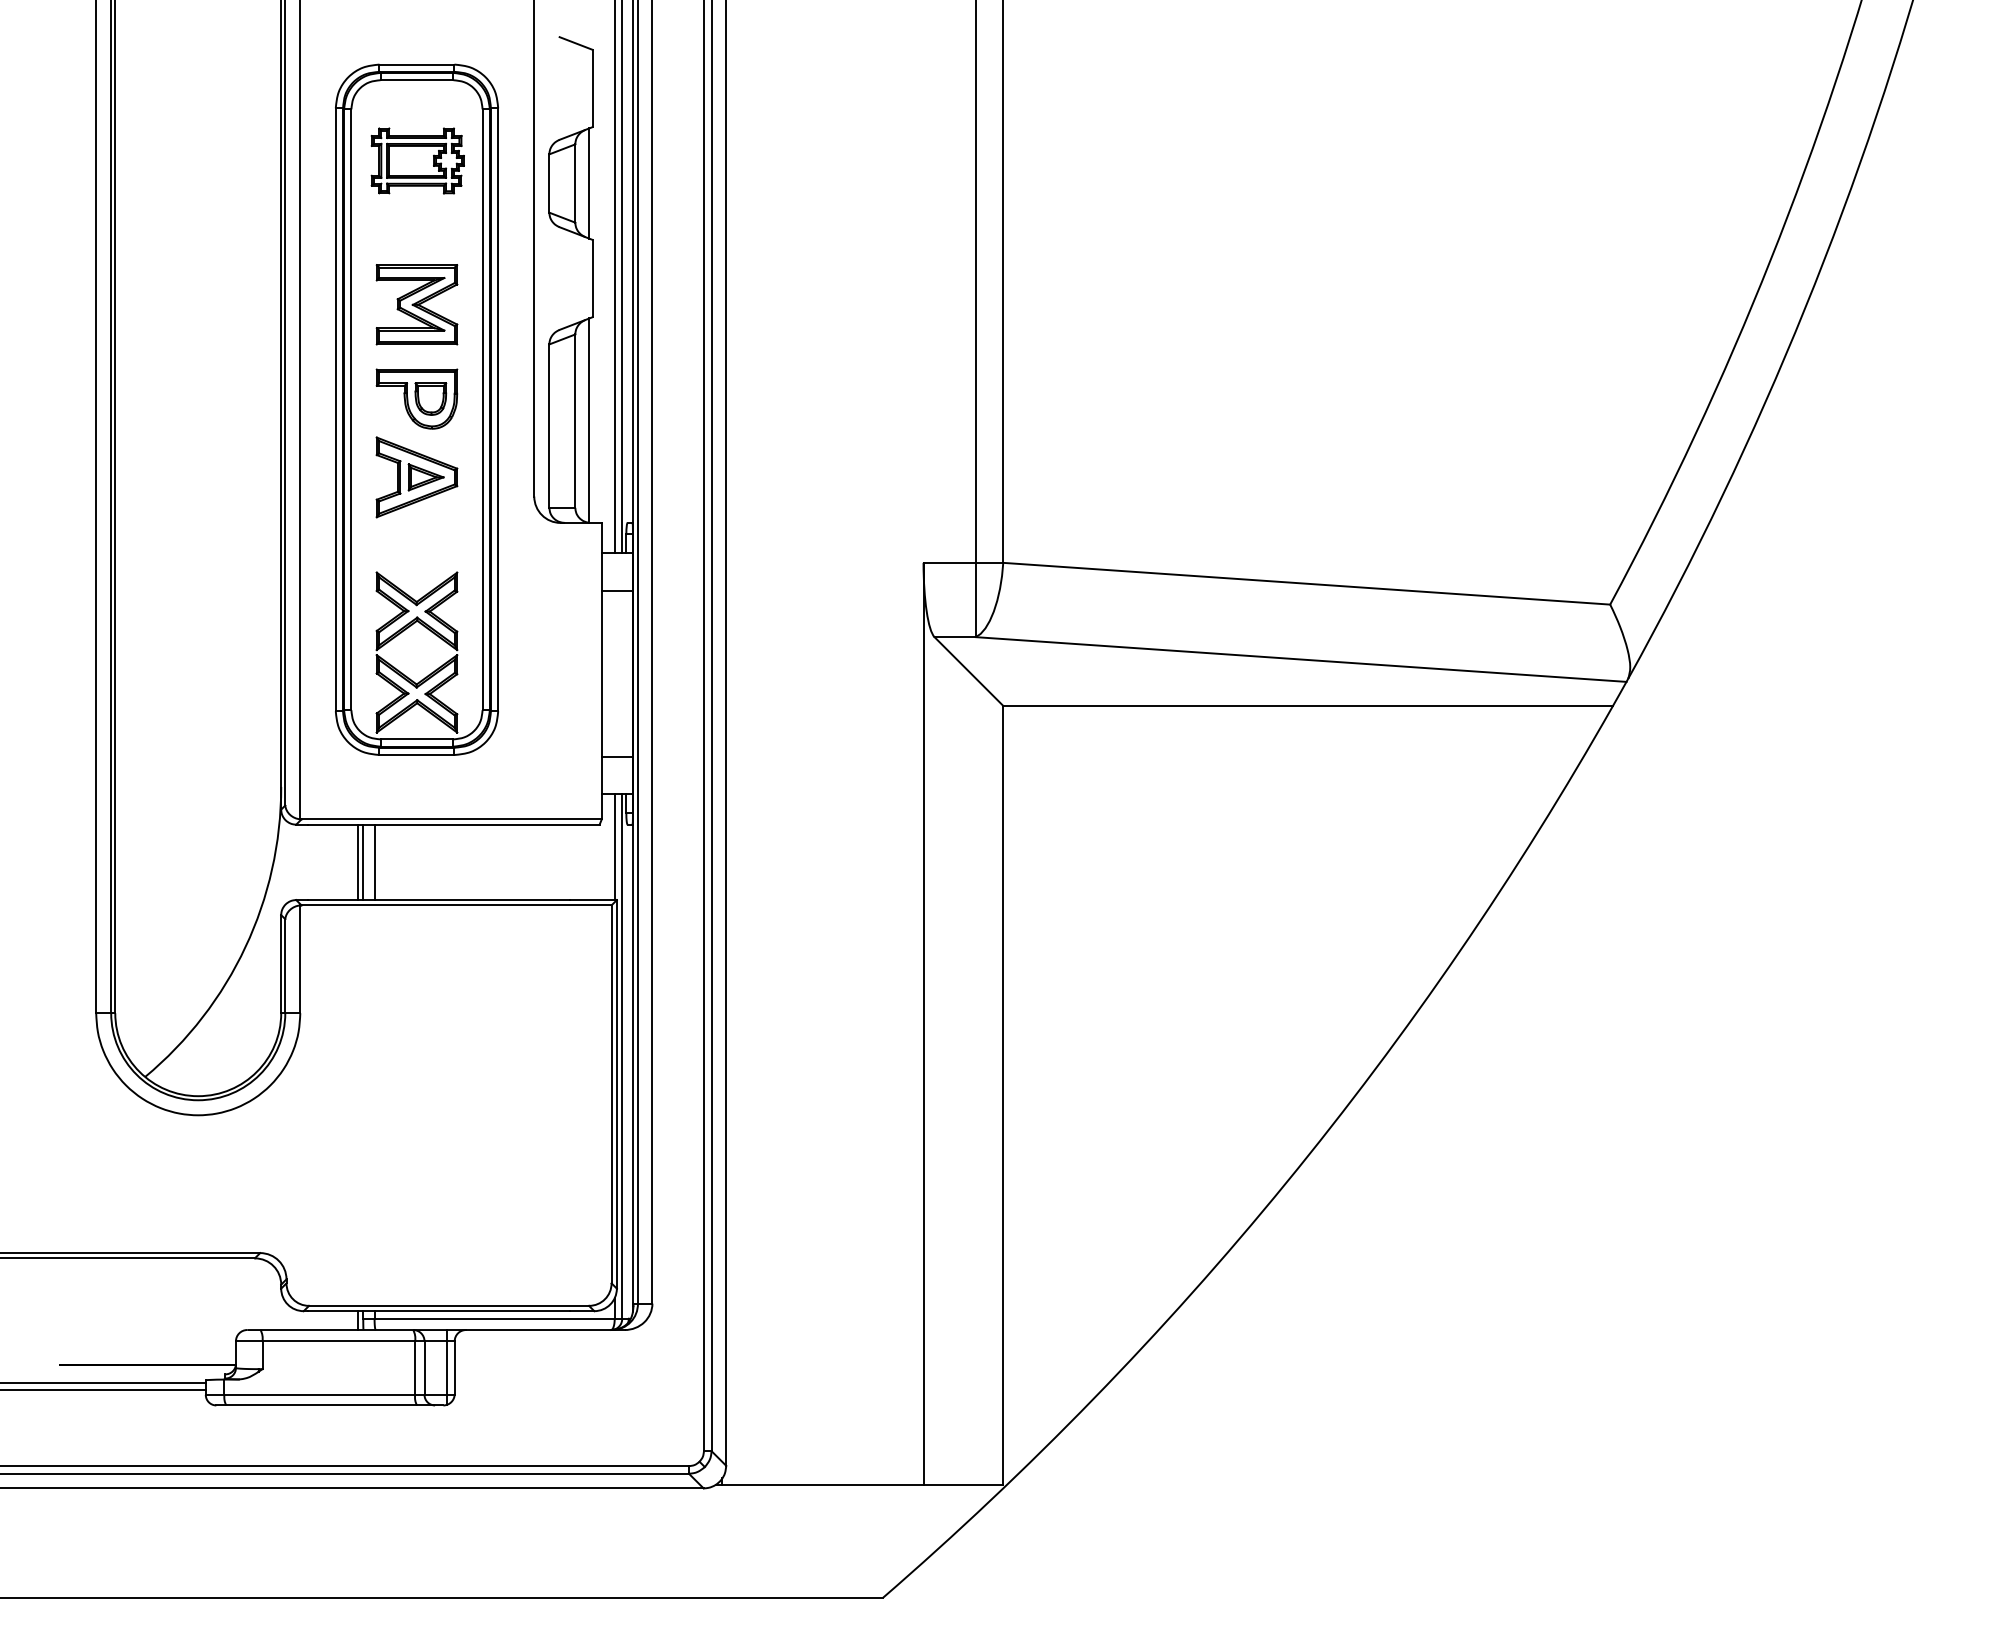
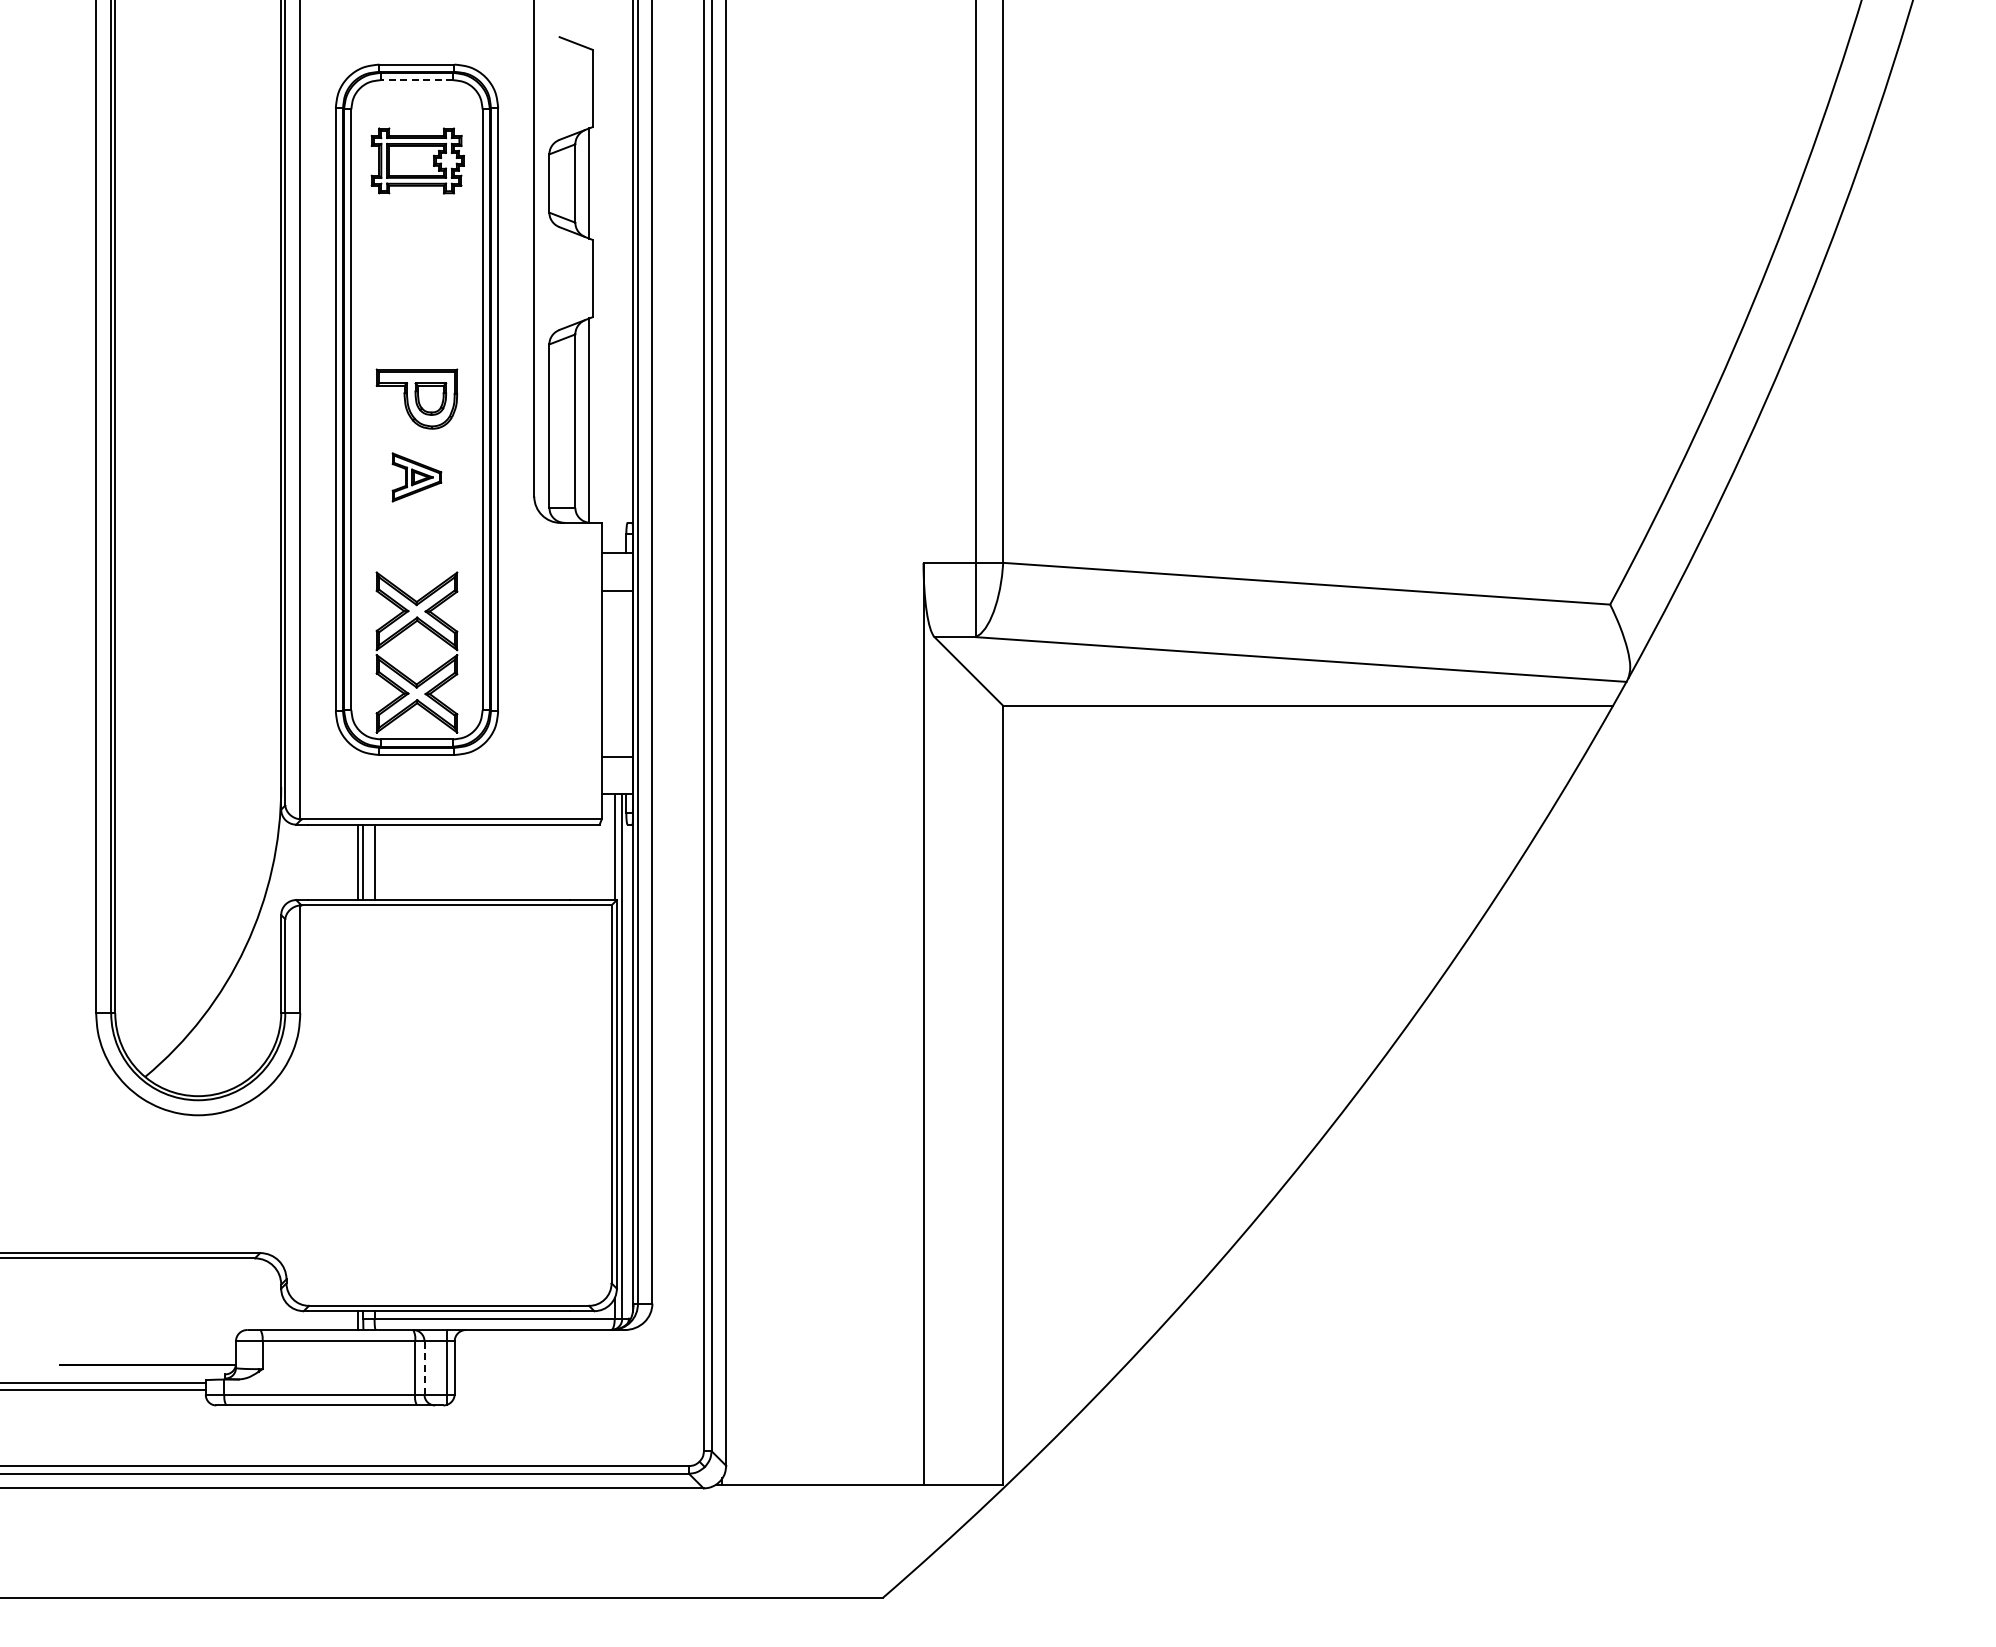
line: solid -> dashed (416, 80)
line: present -> none (614, 277)
line: present -> none (622, 277)
part: present -> none (416, 304)
part size: 84x83 px -> 52x51 px (416, 477)
line: solid -> dashed (424, 1368)
